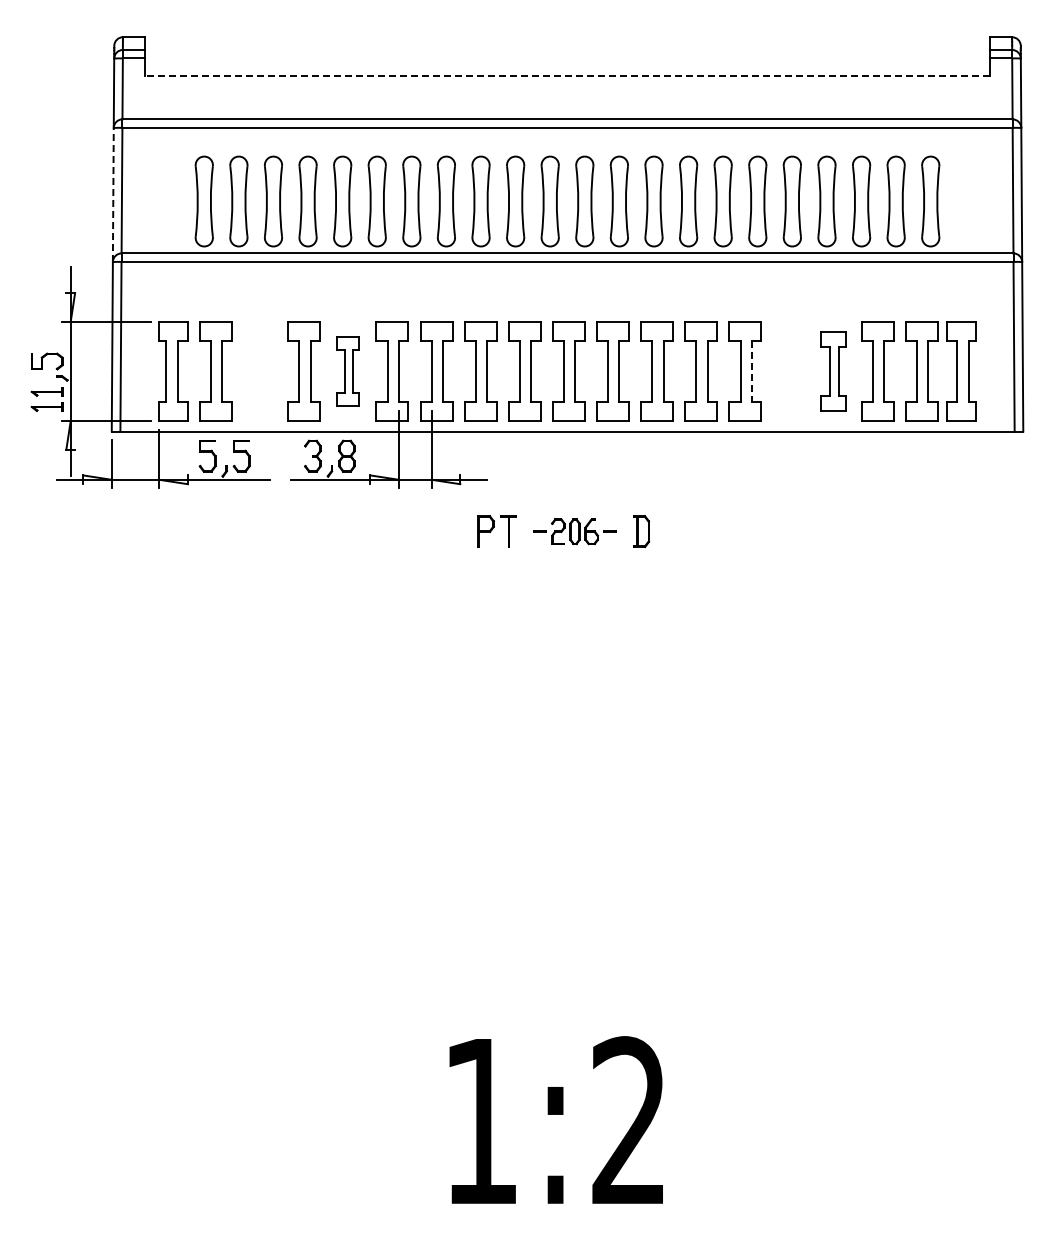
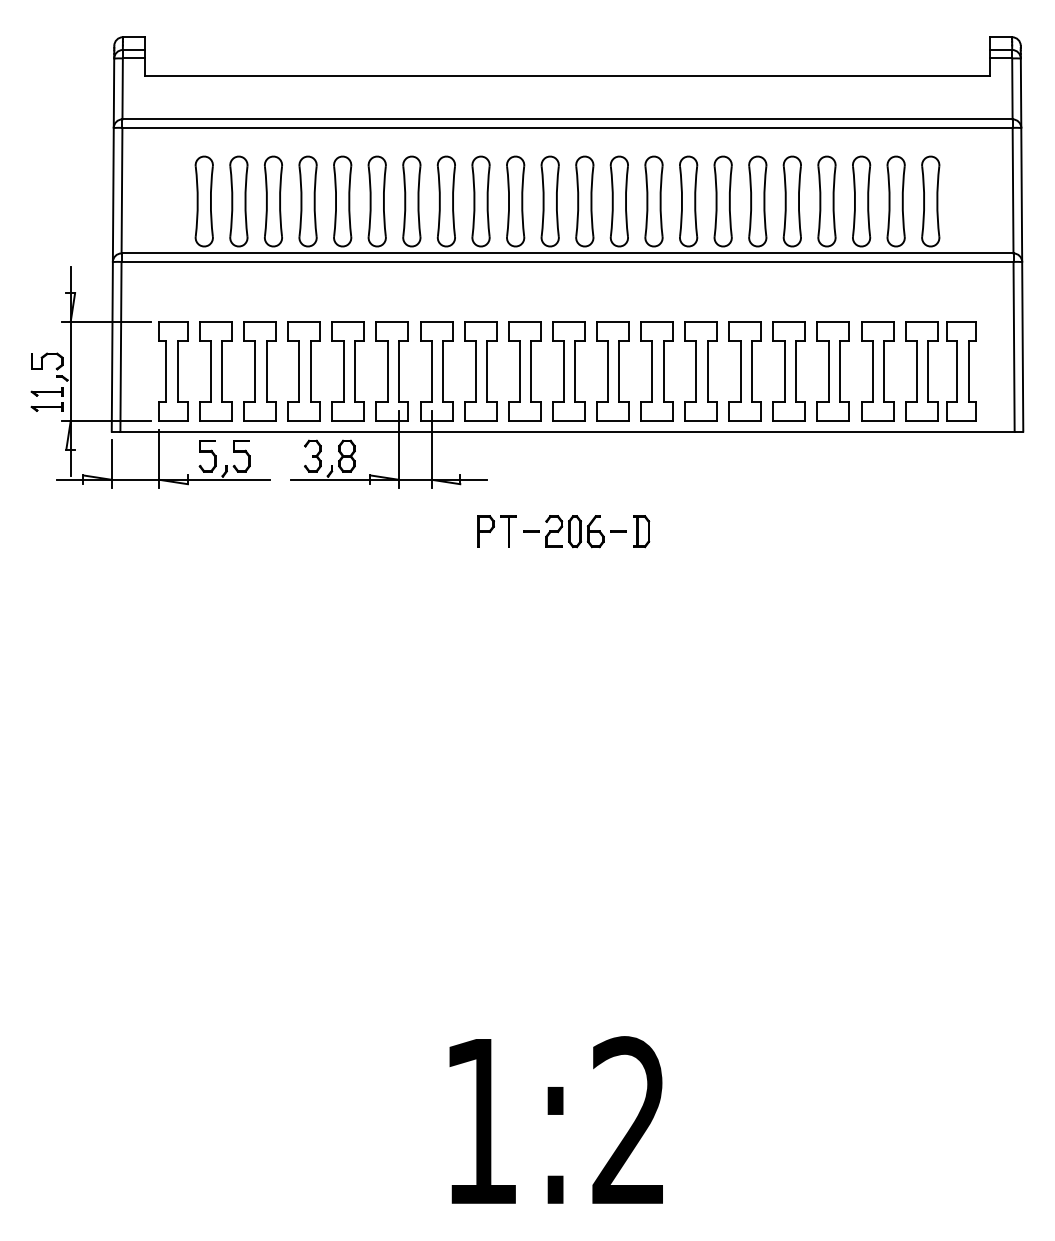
line: dashed -> solid (567, 76)
line: dashed -> solid (113, 194)
part: none -> present (259, 371)
part size: 24x71 px -> 34x101 px (347, 371)
line: dashed -> solid (751, 371)
part: none -> present (788, 371)
part size: 27x81 px -> 34x101 px (832, 371)
part size: 84x28 px -> 104x34 px (574, 531)
